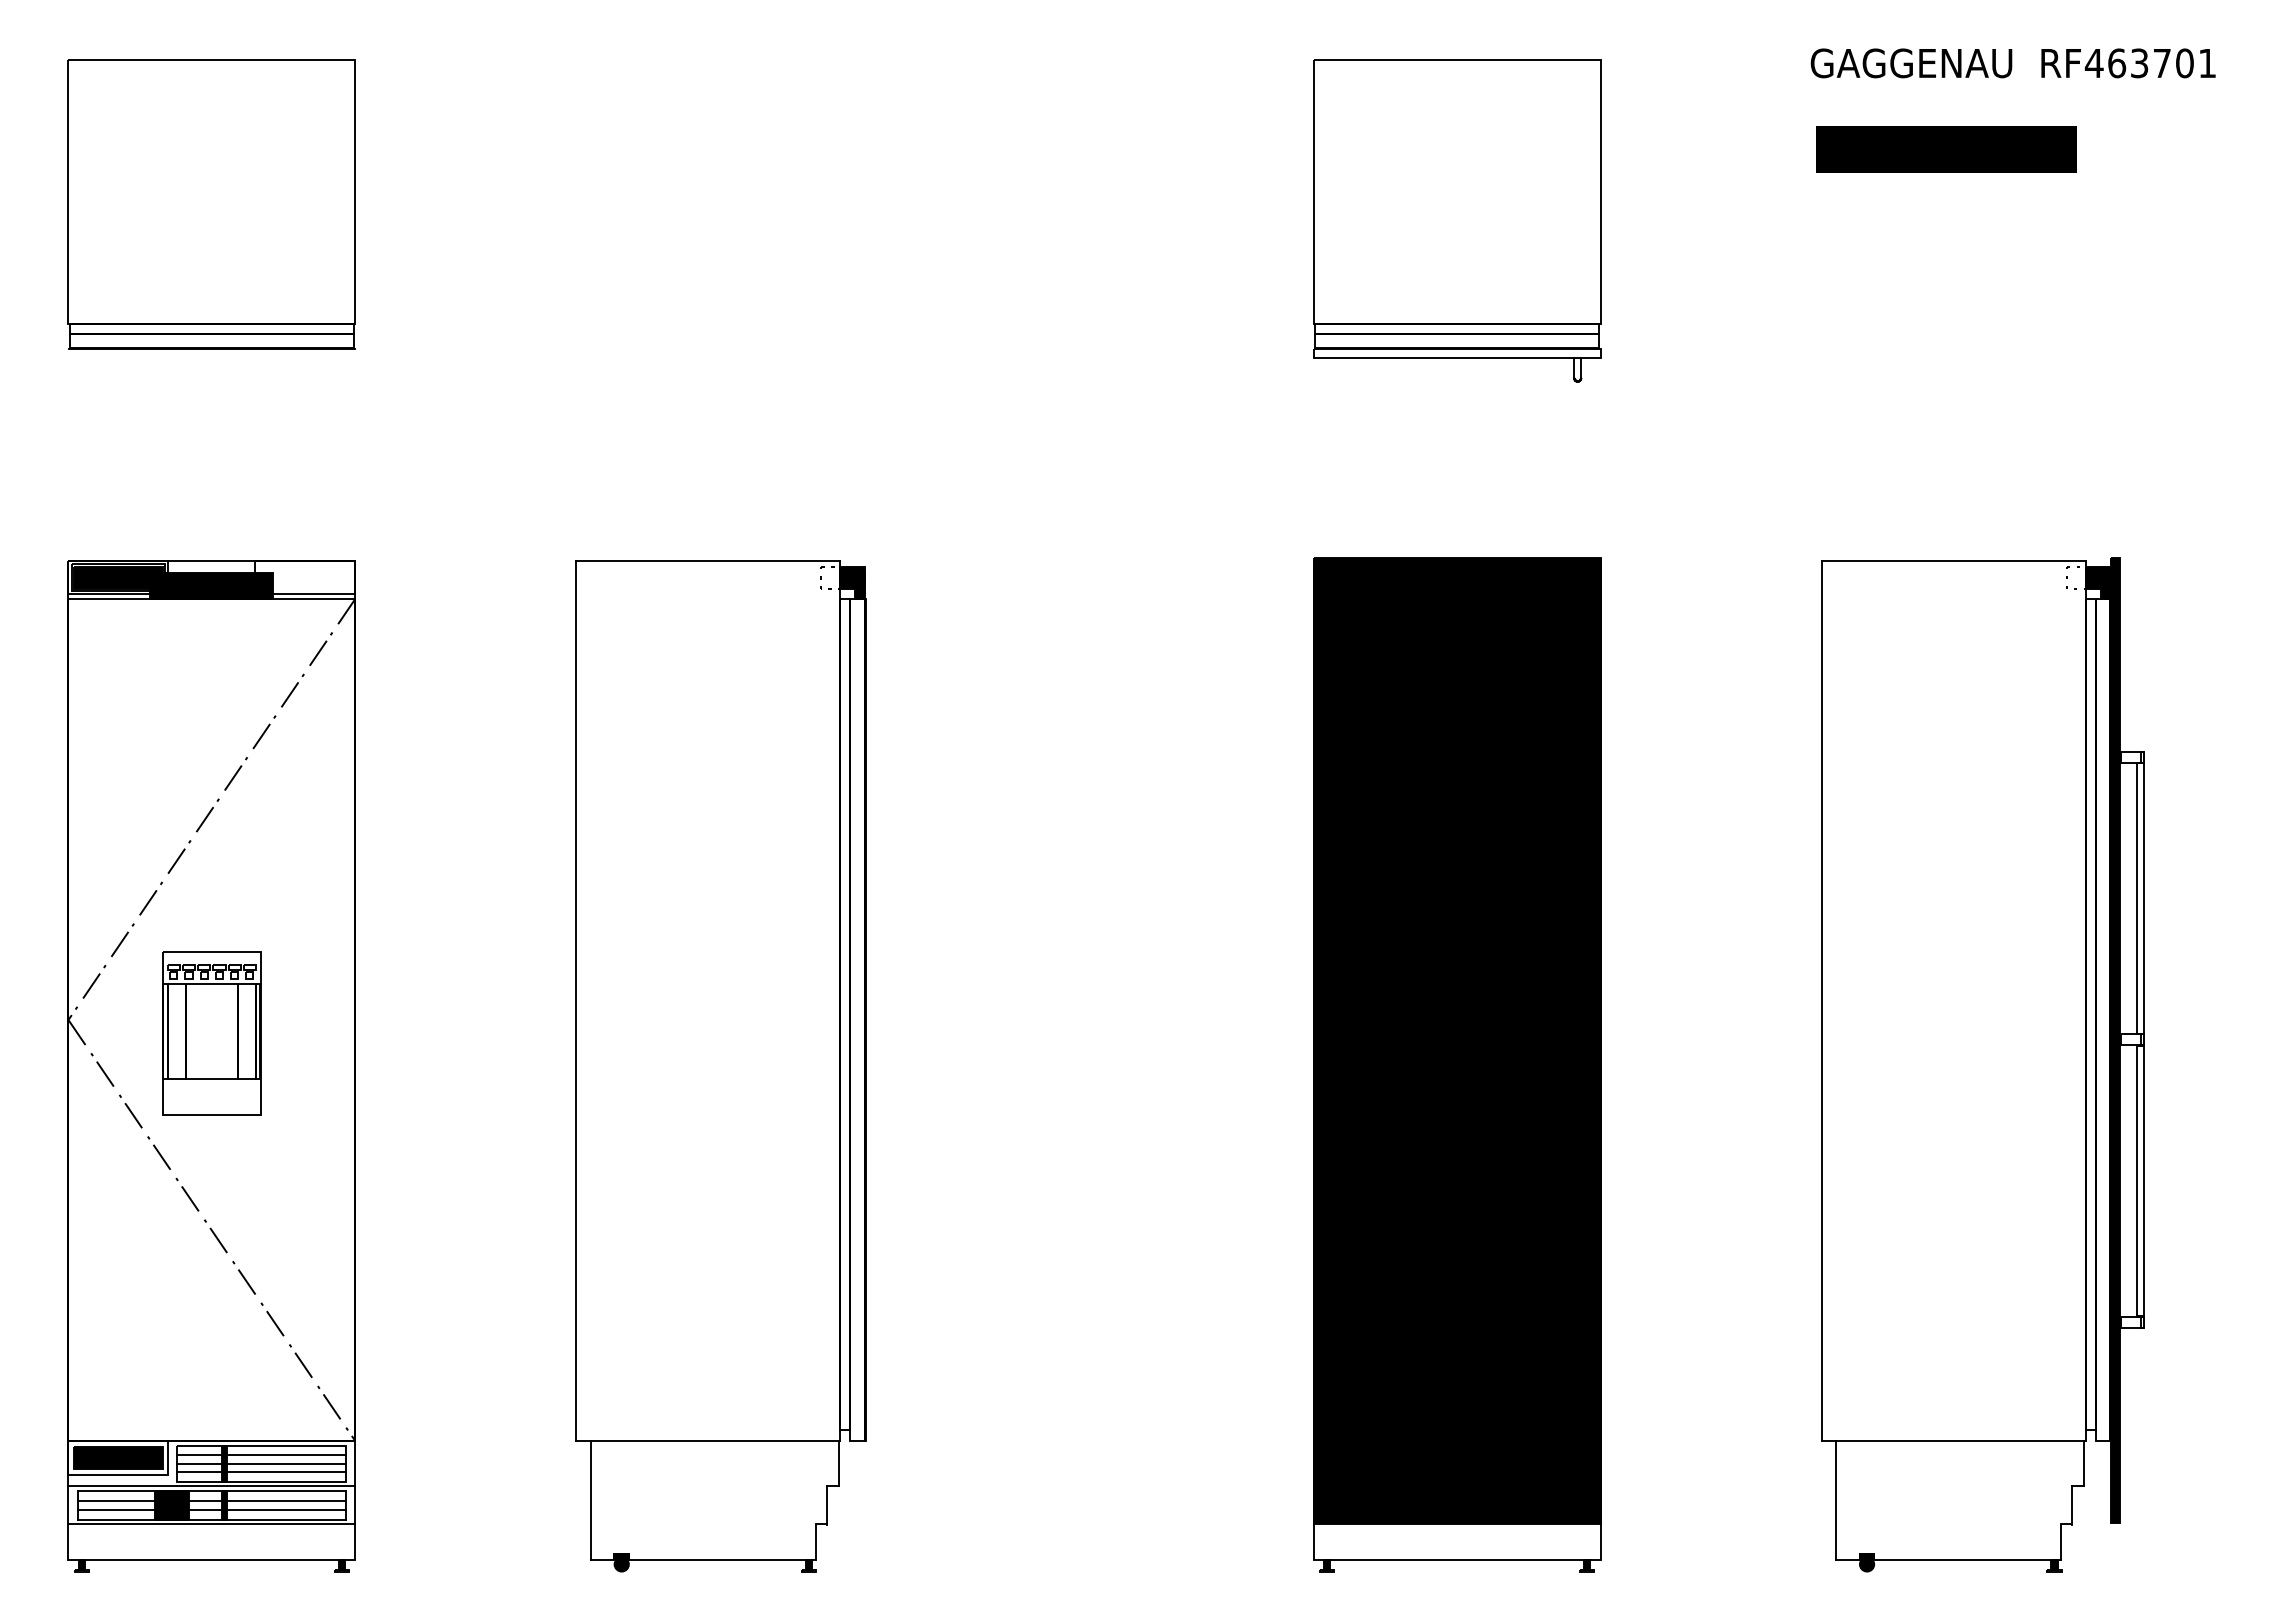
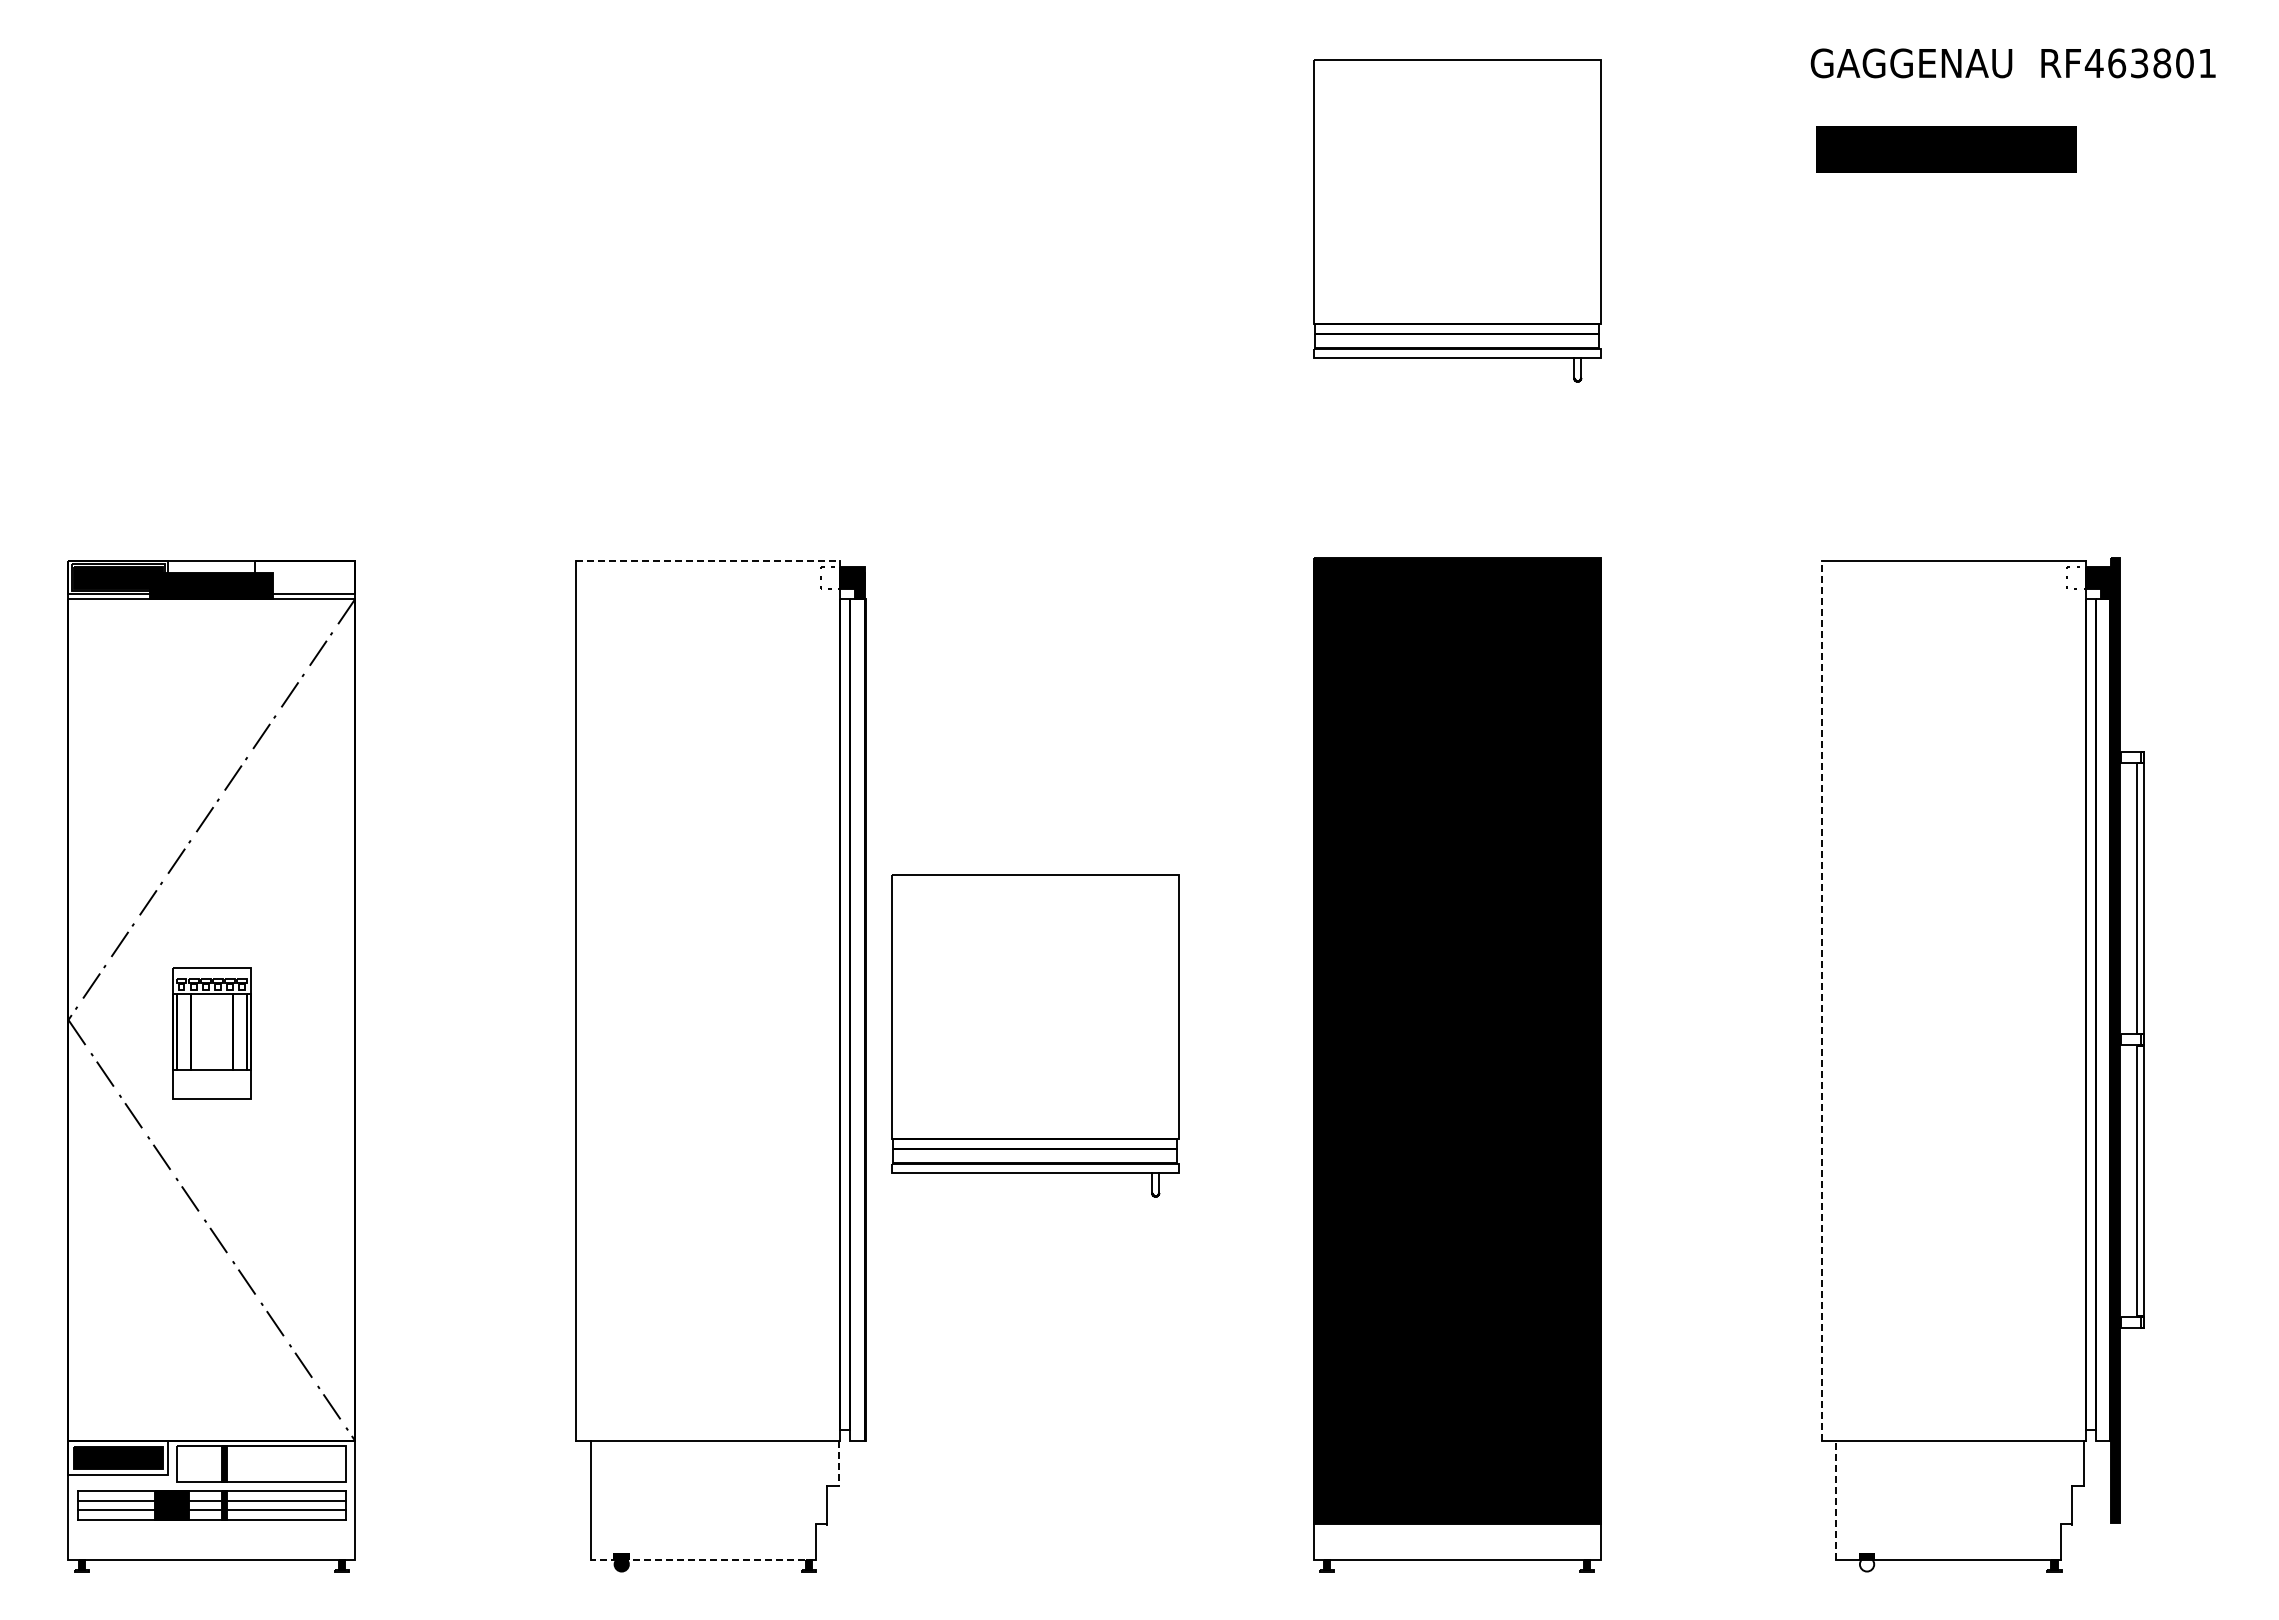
text: RF463701 -> RF463801 (2162, 63)
part: present -> none (211, 204)
line: solid -> dashed (708, 561)
line: solid -> dashed (1821, 1000)
part size: 100x165 px -> 80x133 px (211, 1033)
part: none -> present (1035, 1035)
line: present -> none (260, 1454)
line: present -> none (260, 1463)
line: solid -> dashed (838, 1463)
line: present -> none (260, 1472)
line: present -> none (211, 1486)
line: solid -> dashed (1836, 1500)
line: present -> none (211, 1524)
line: solid -> dashed (702, 1560)
fill: present -> none (1866, 1564)
